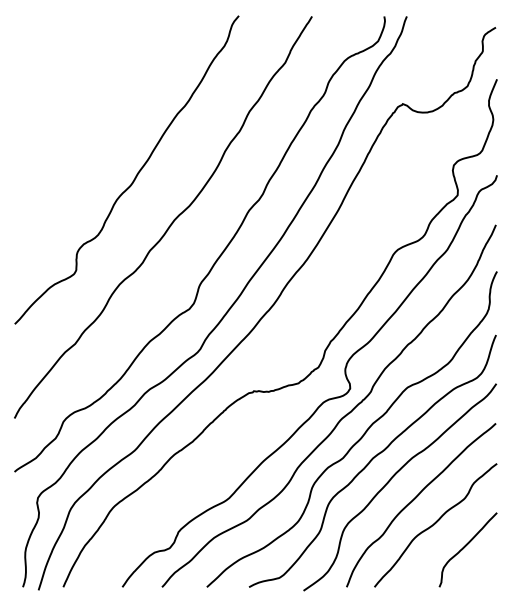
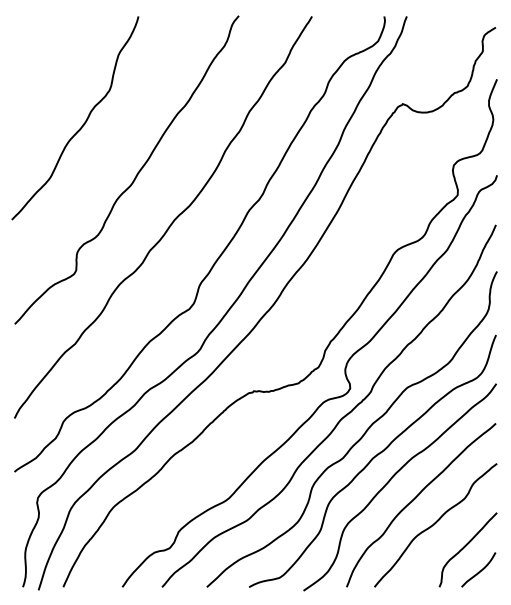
curve: none -> present (82, 124)
curve: none -> present (479, 570)
